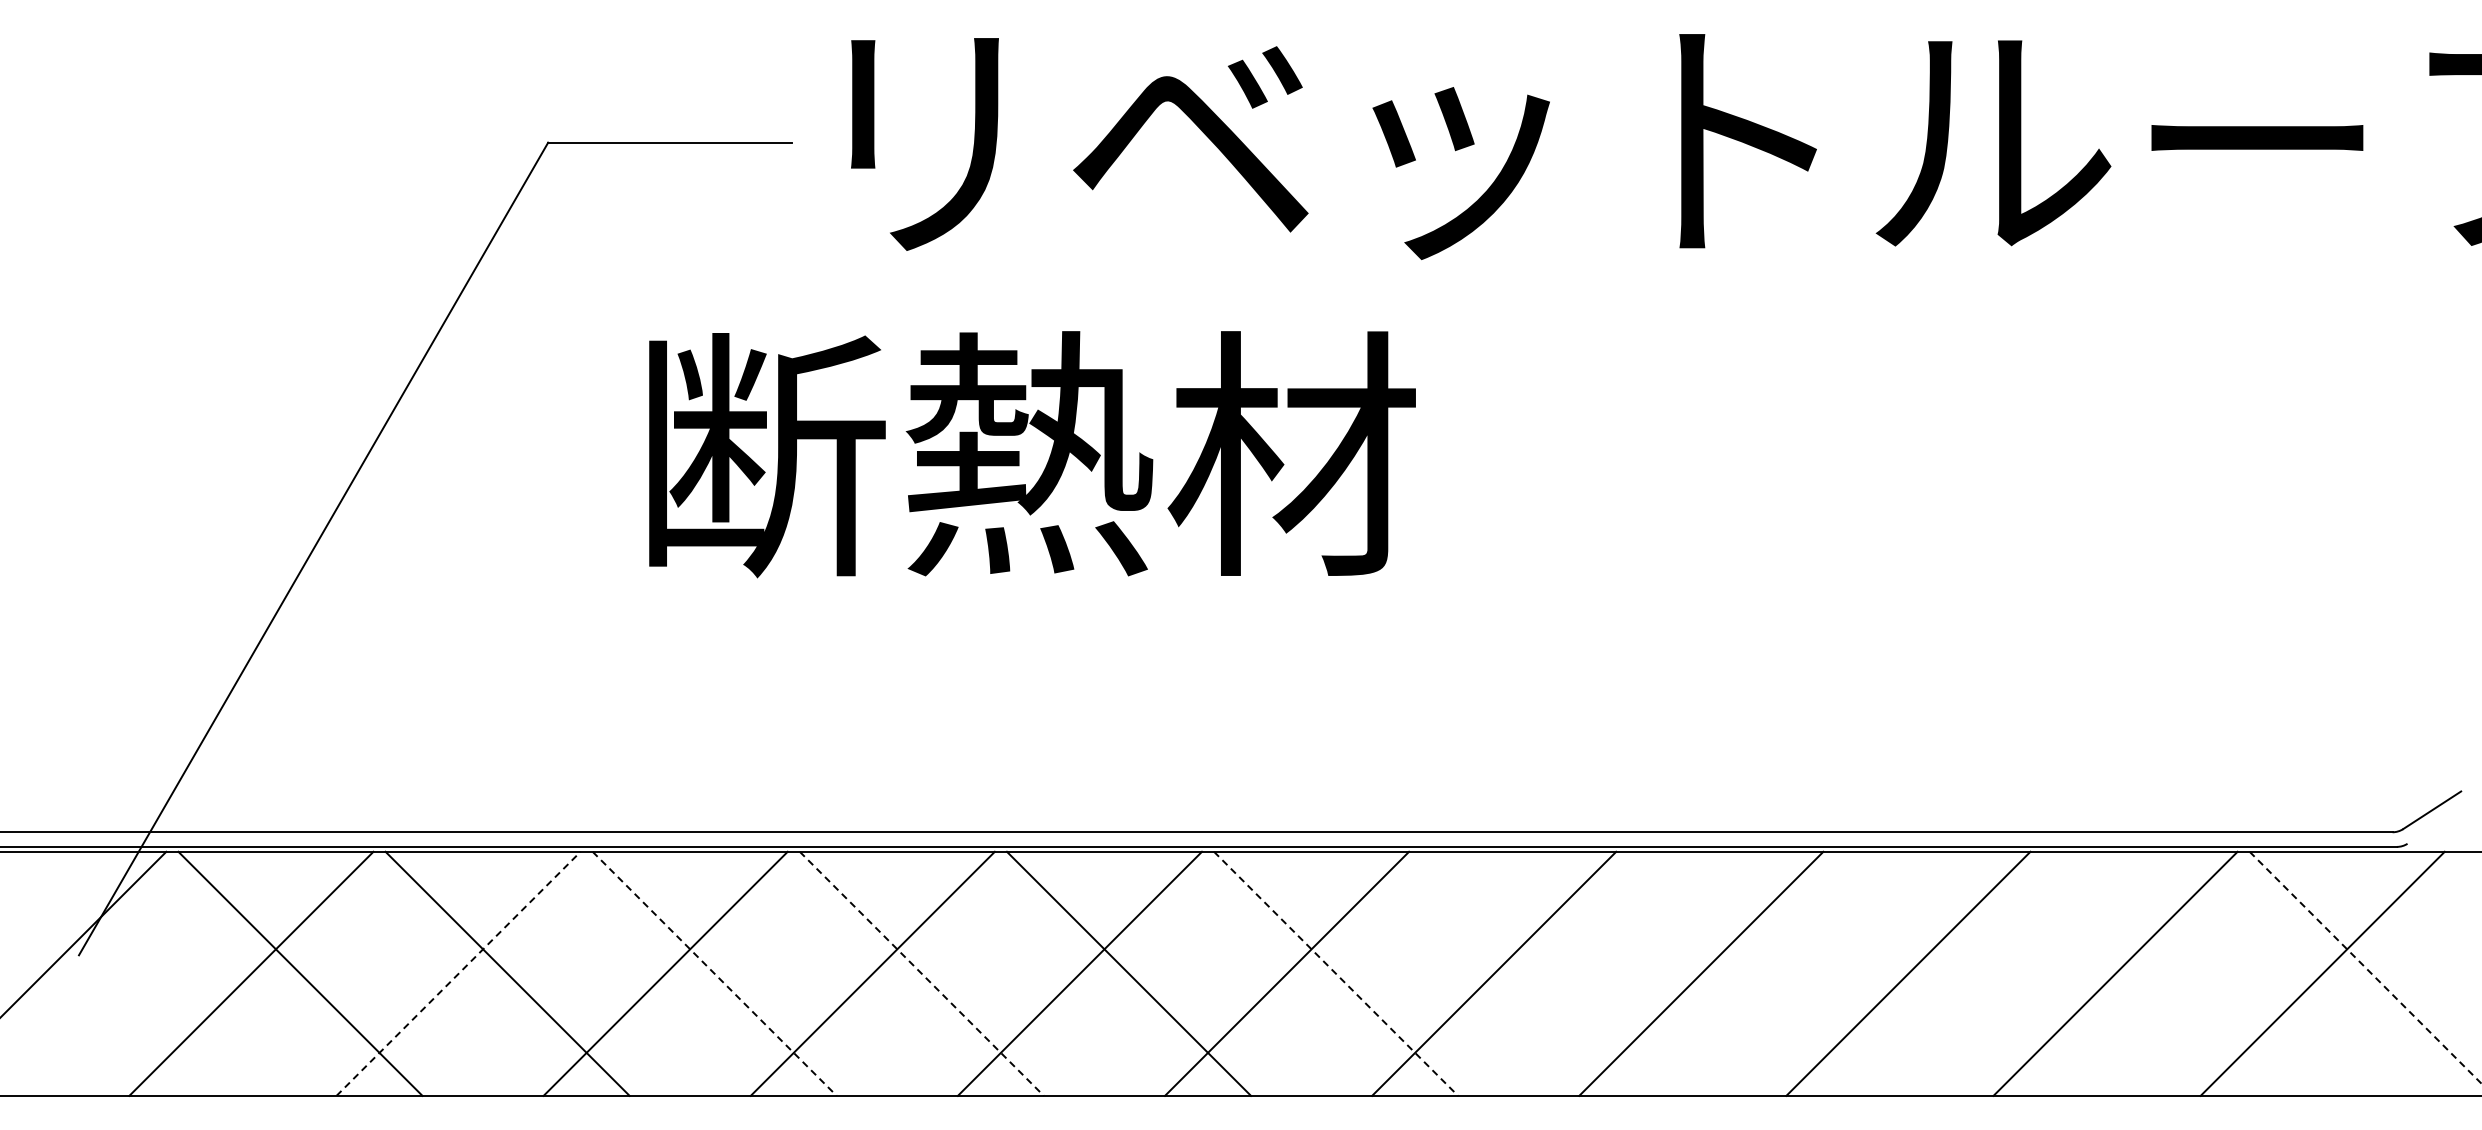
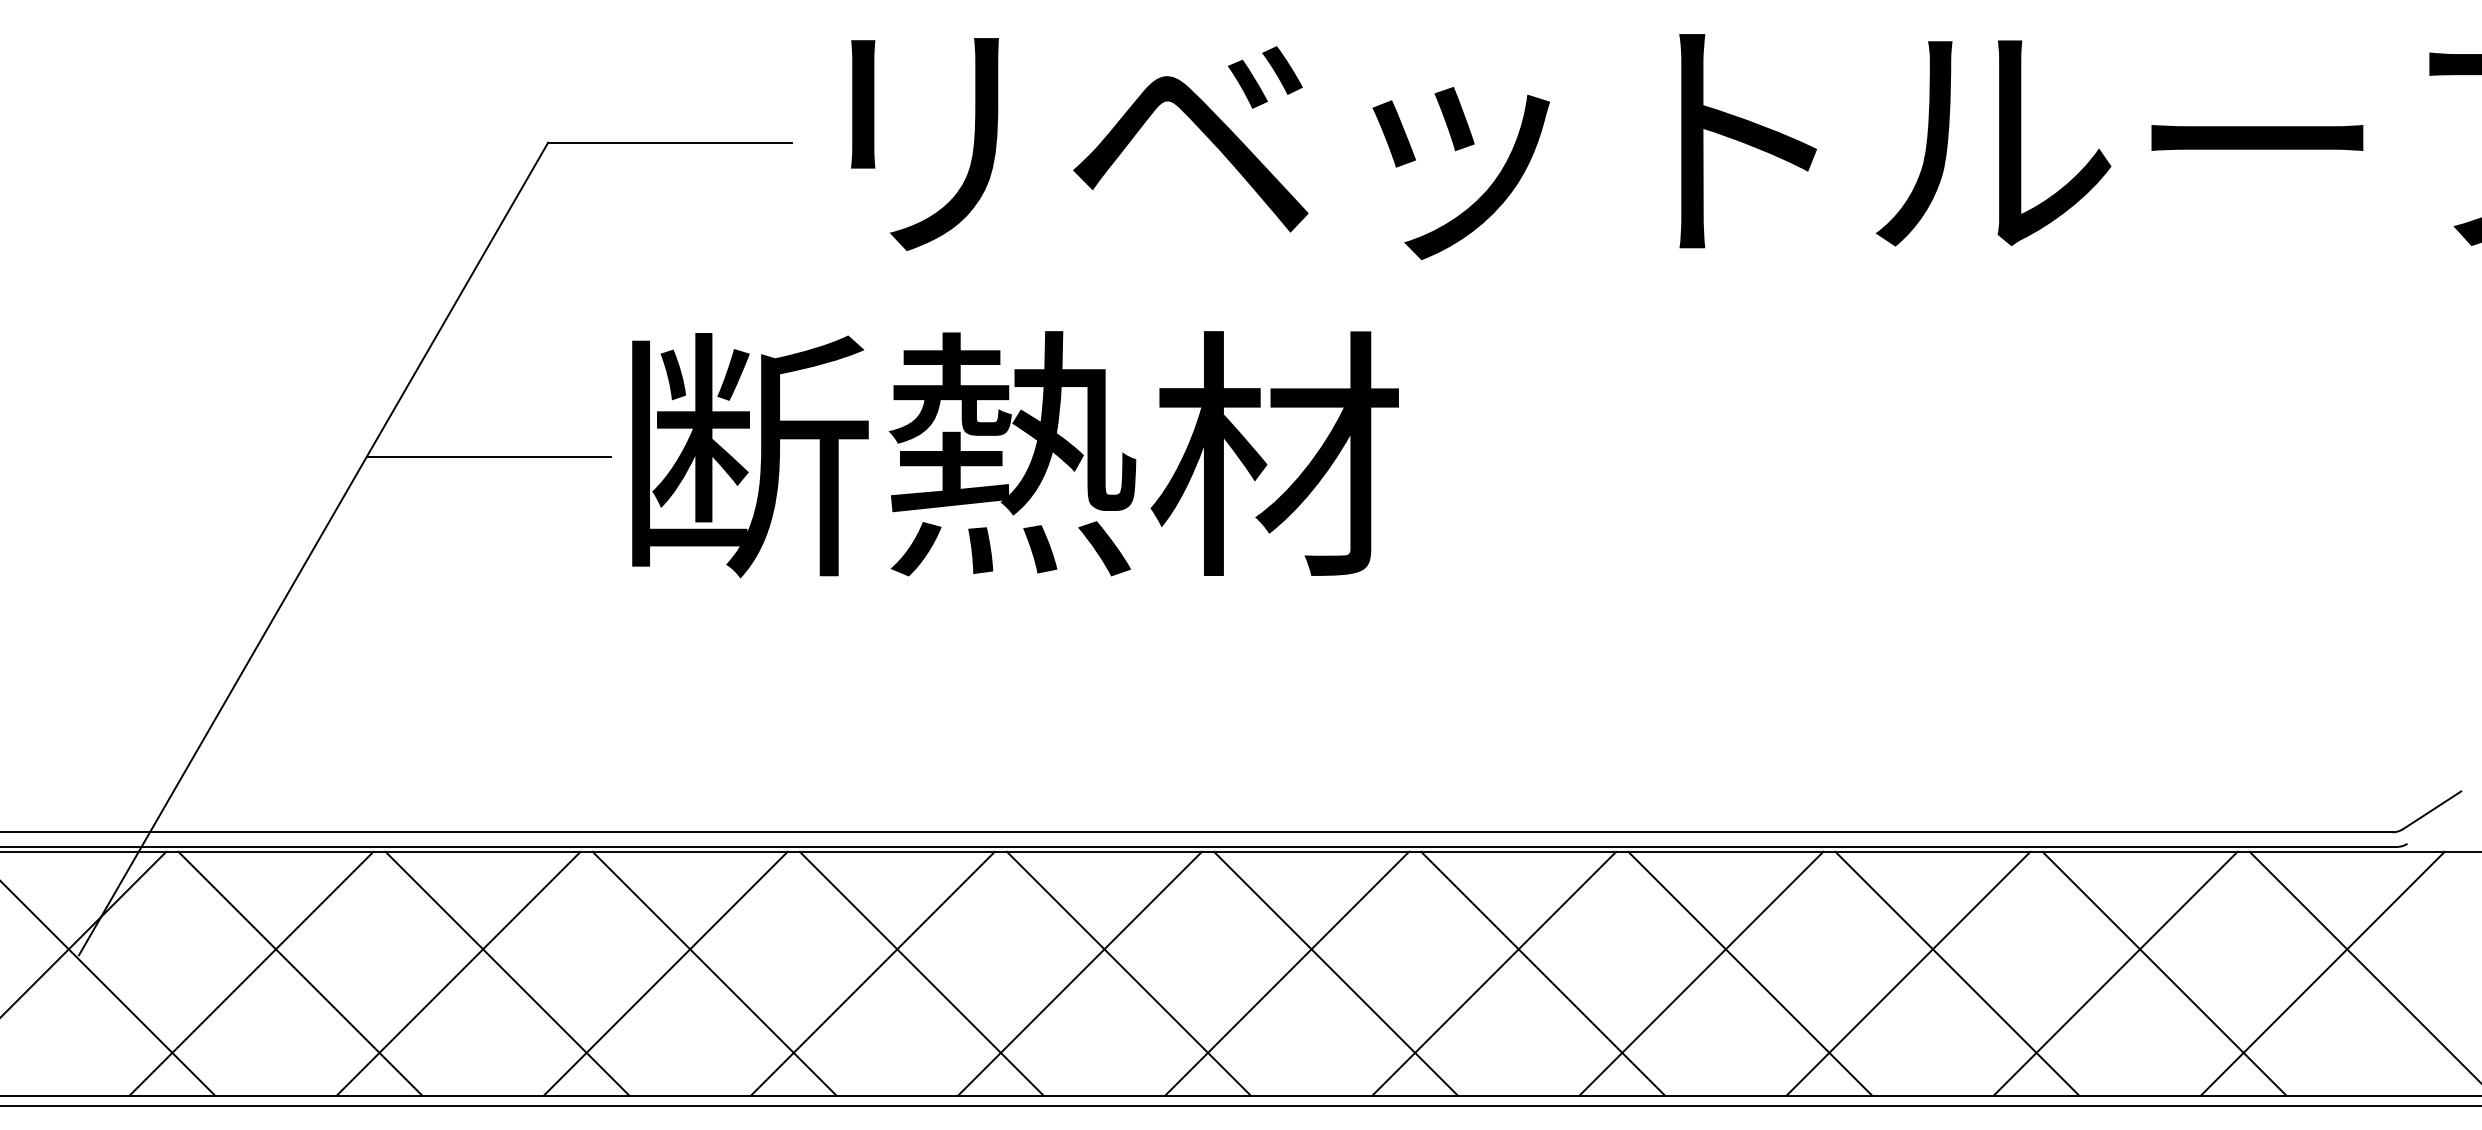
text position: (1032, 454) -> (1015, 454) (1015, 454)
line: none -> present (488, 457)
line: dashed -> solid (2366, 968)
line: dashed -> solid (458, 973)
line: dashed -> solid (714, 973)
line: dashed -> solid (921, 973)
line: dashed -> solid (1336, 973)
line: none -> present (1543, 973)
line: none -> present (1750, 973)
line: none -> present (1957, 973)
line: none -> present (2164, 973)
line: none -> present (108, 988)
line: none -> present (1240, 1105)
